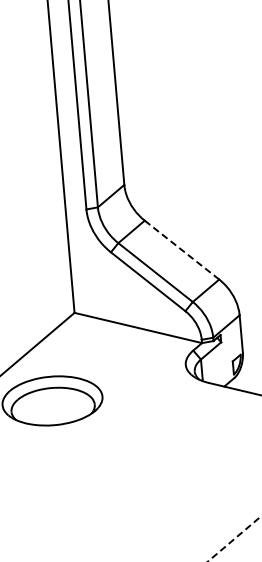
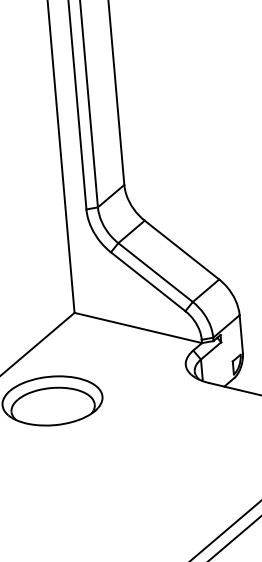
line: dashed -> solid (182, 250)
line: none -> present (225, 530)
line: dashed -> solid (234, 539)
